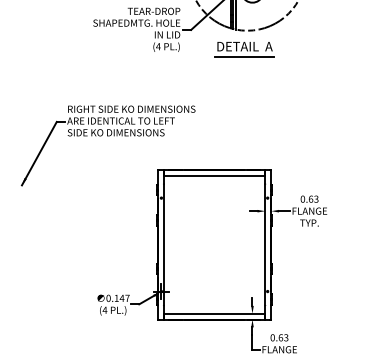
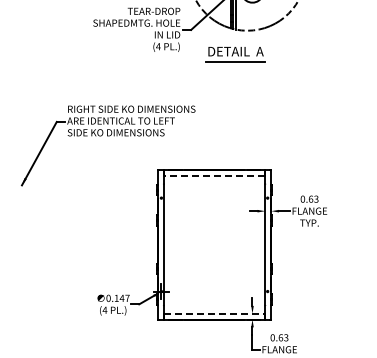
part position: (244, 49) -> (235, 54) (235, 54)
line: solid -> dashed (214, 175)
line: solid -> dashed (215, 313)
